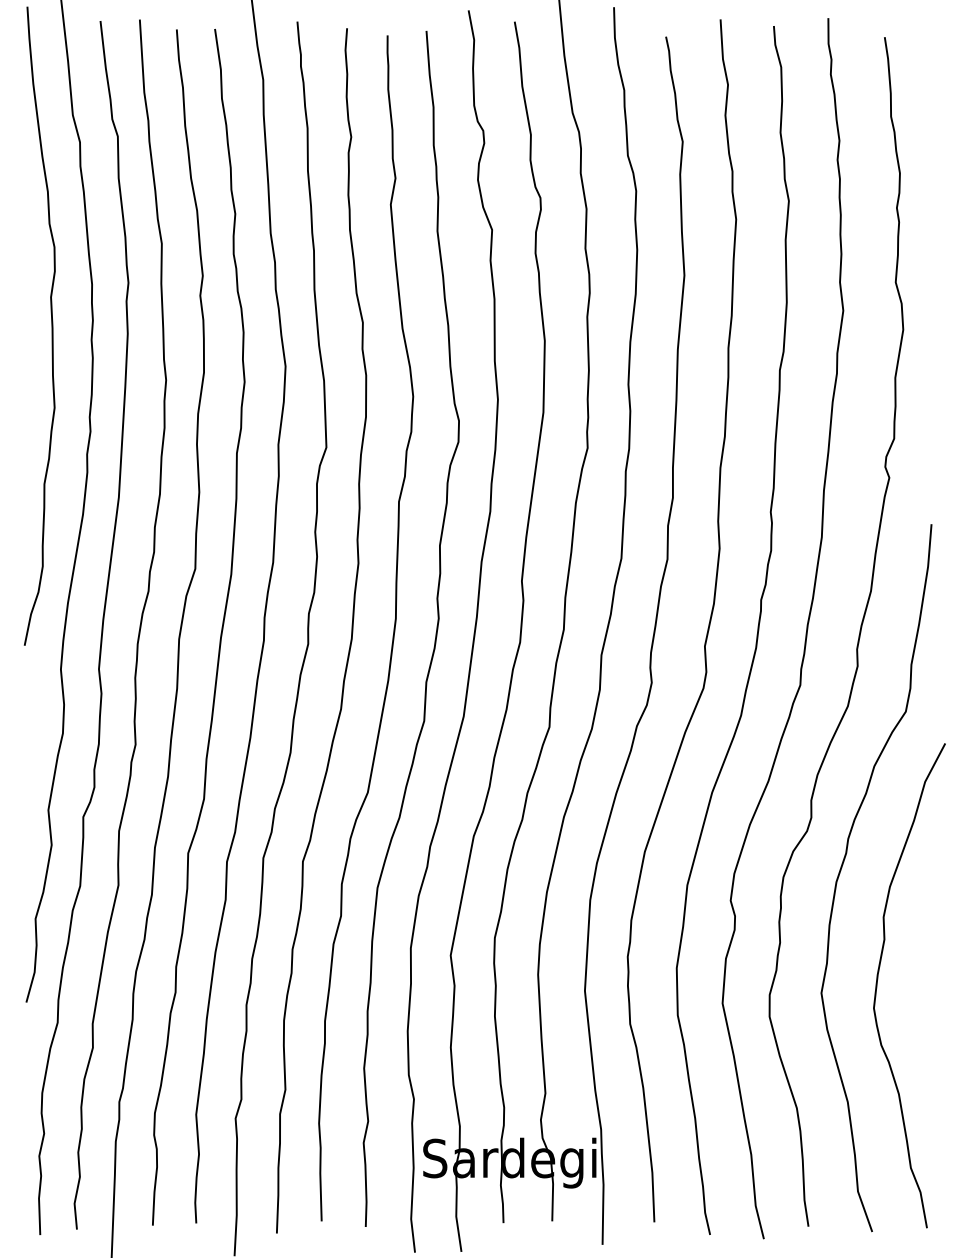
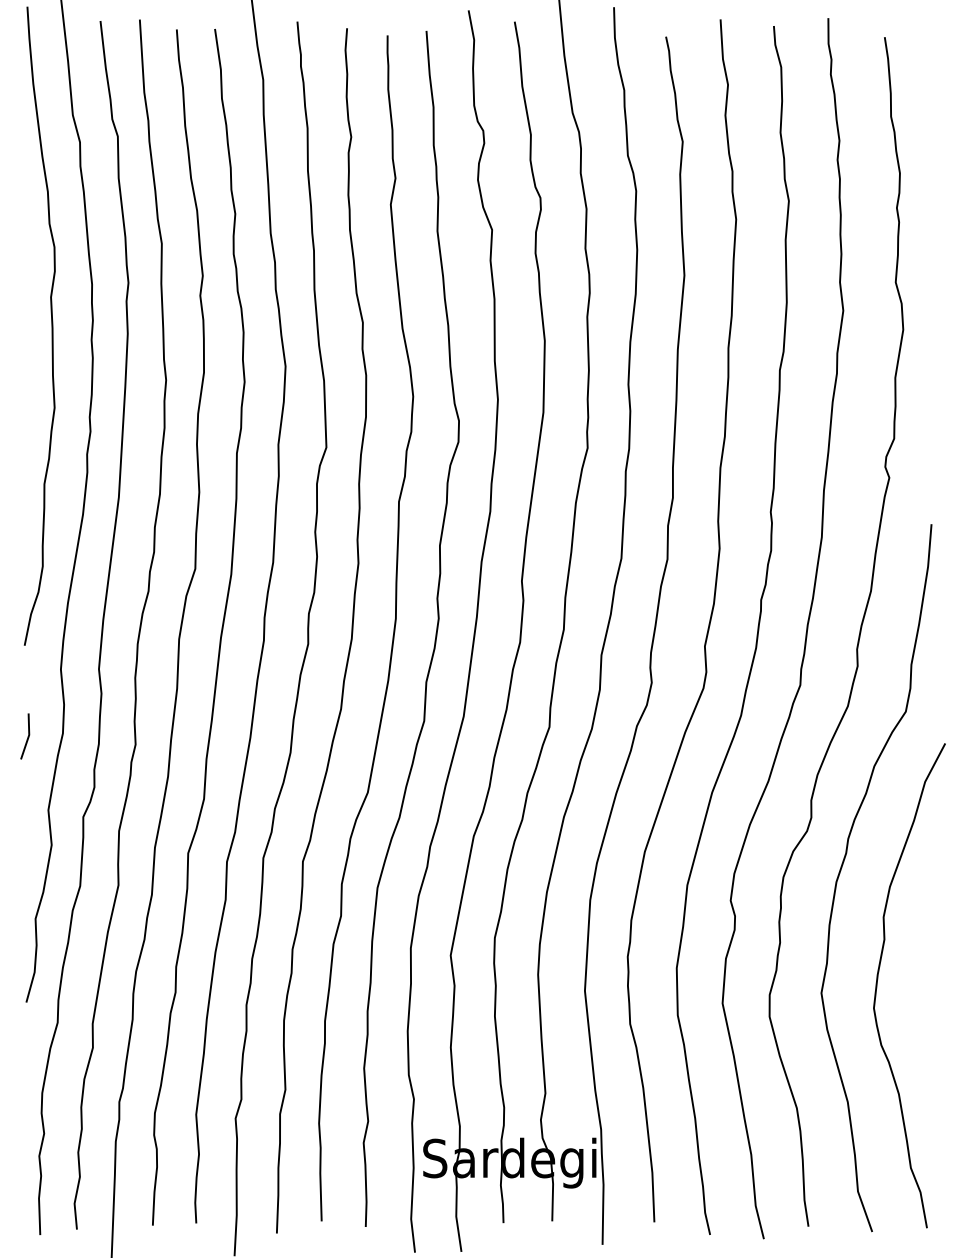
line: none -> present (27, 736)
